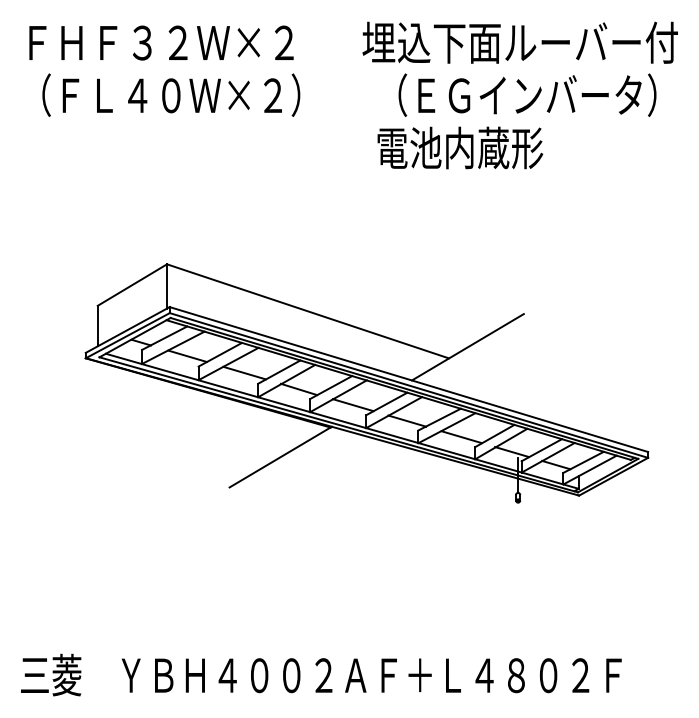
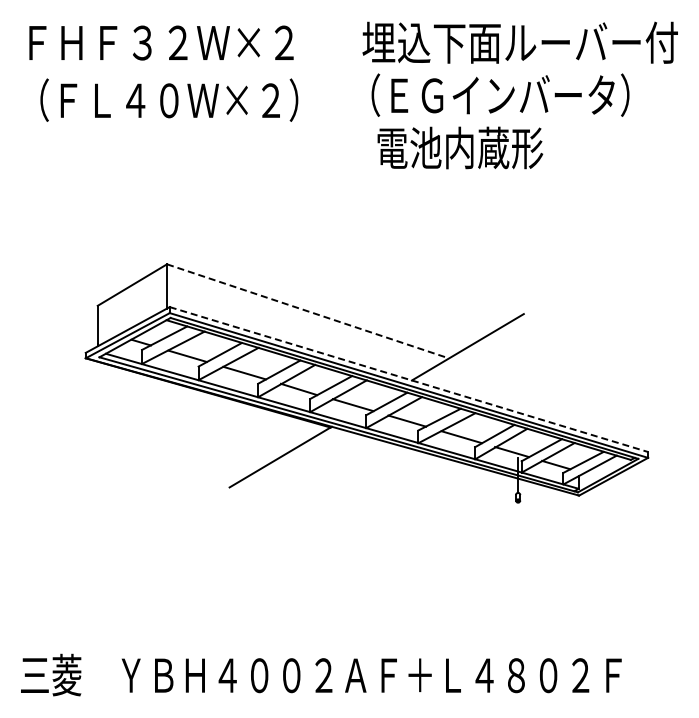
text position: (171, 94) -> (169, 99) (169, 99)
text position: (527, 94) -> (500, 94) (500, 94)
line: solid -> dashed (307, 311)
line: solid -> dashed (408, 379)
